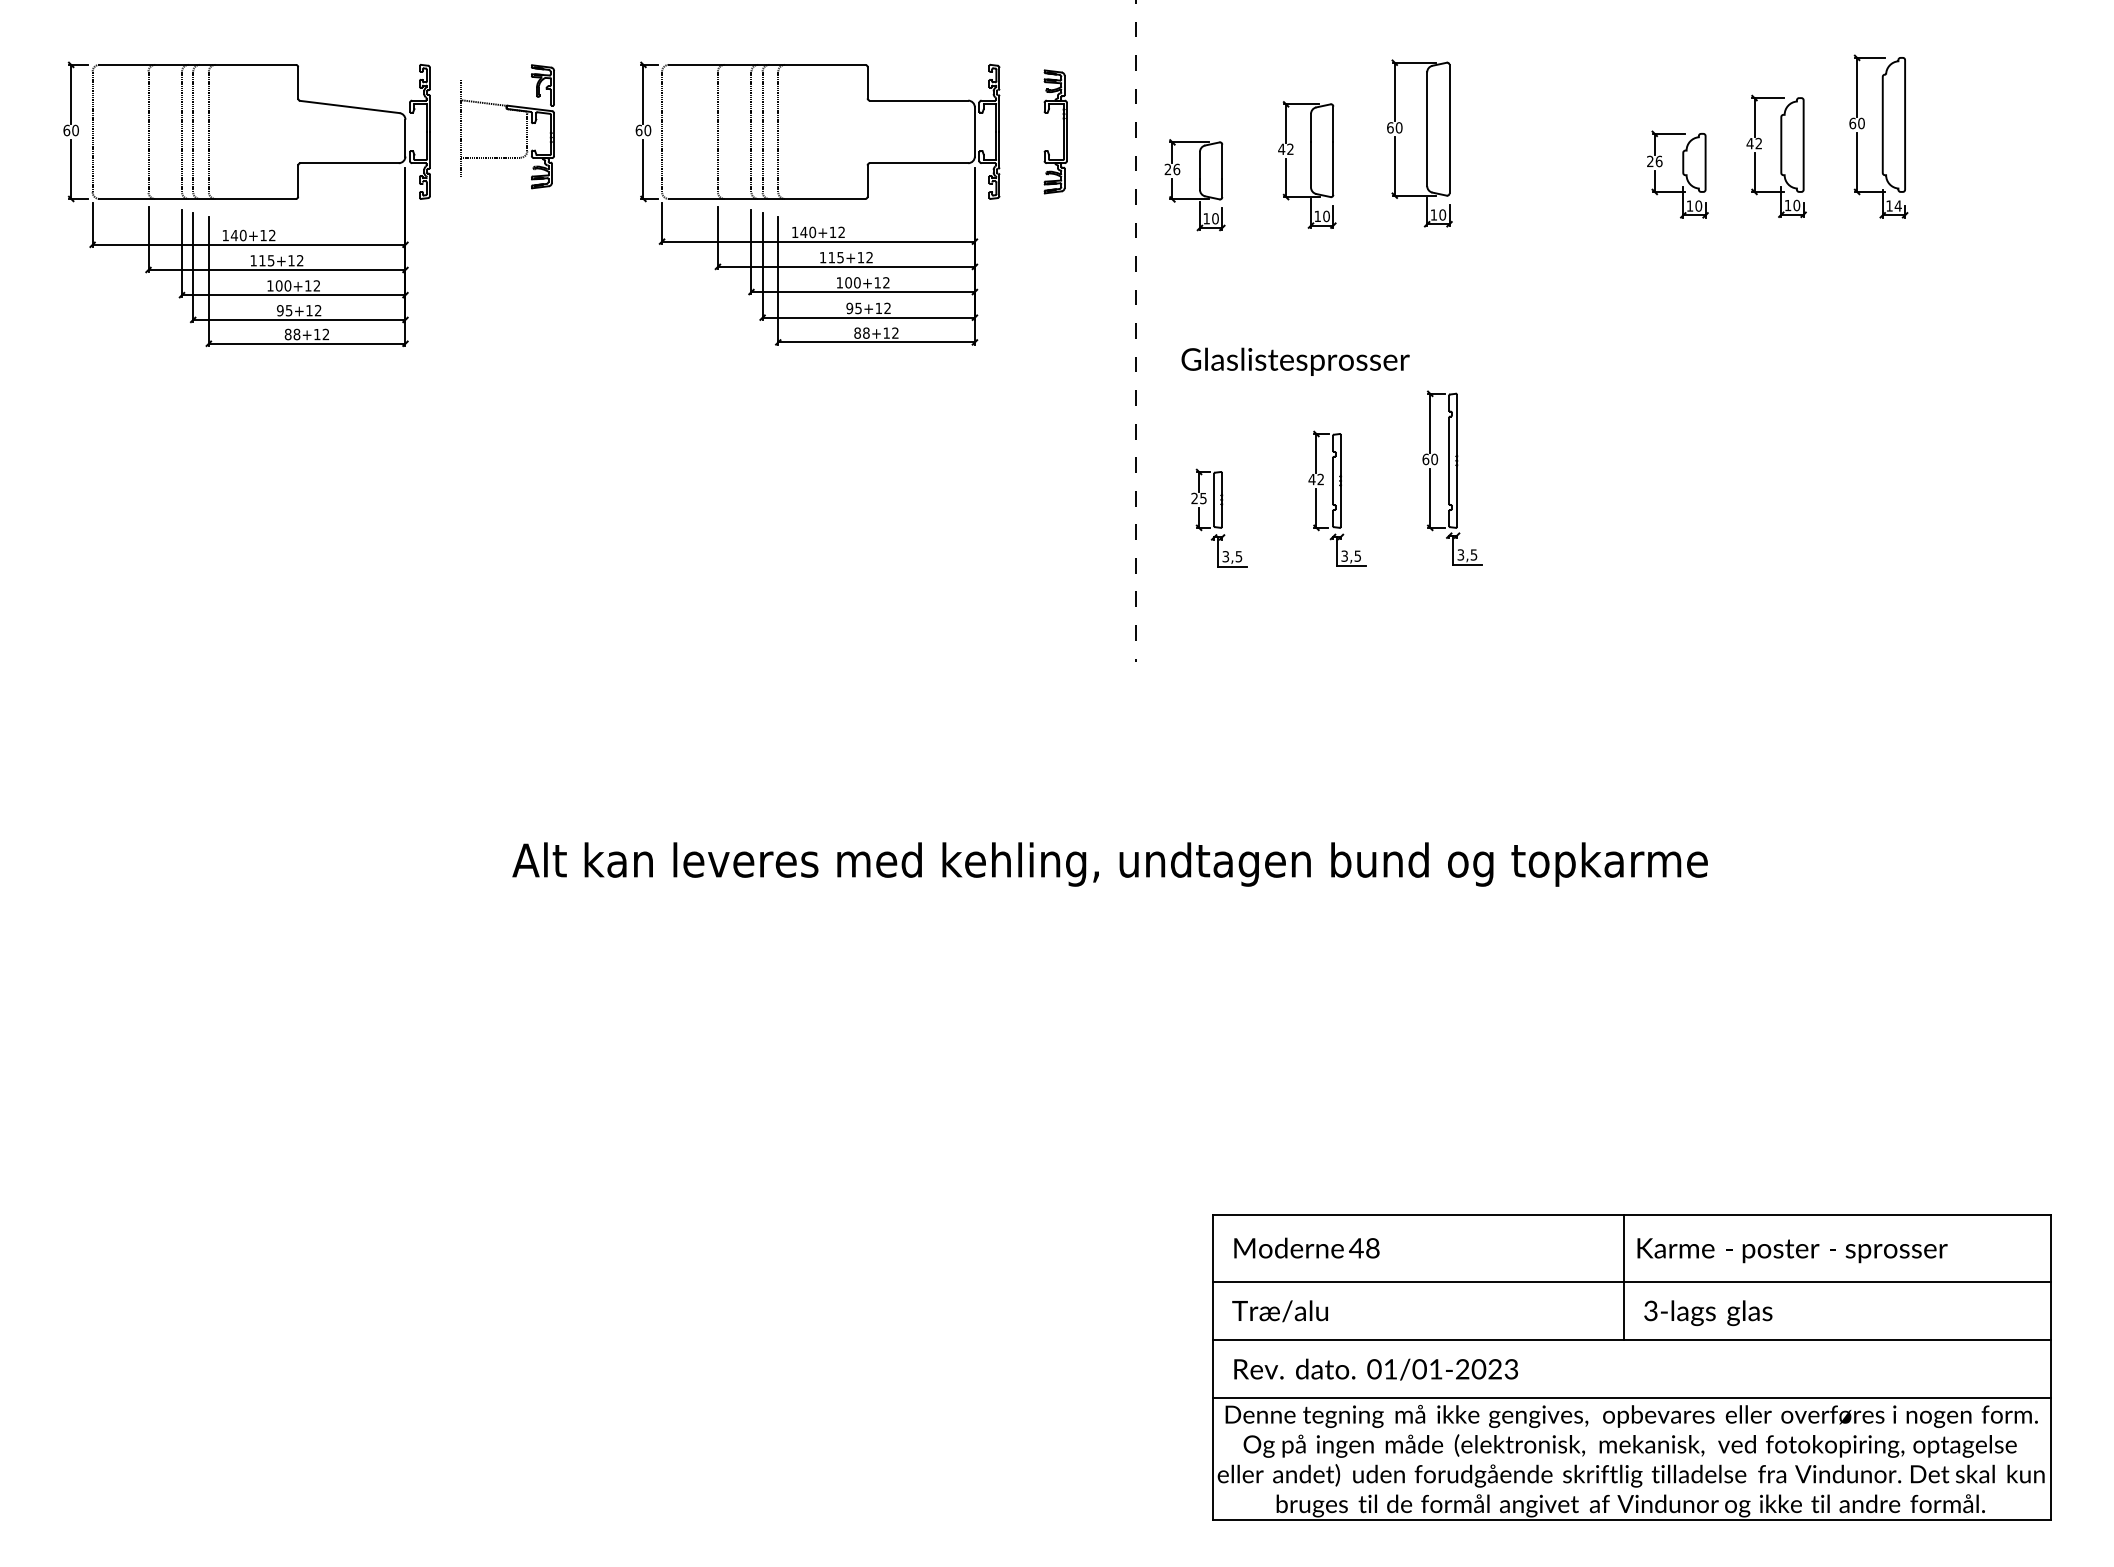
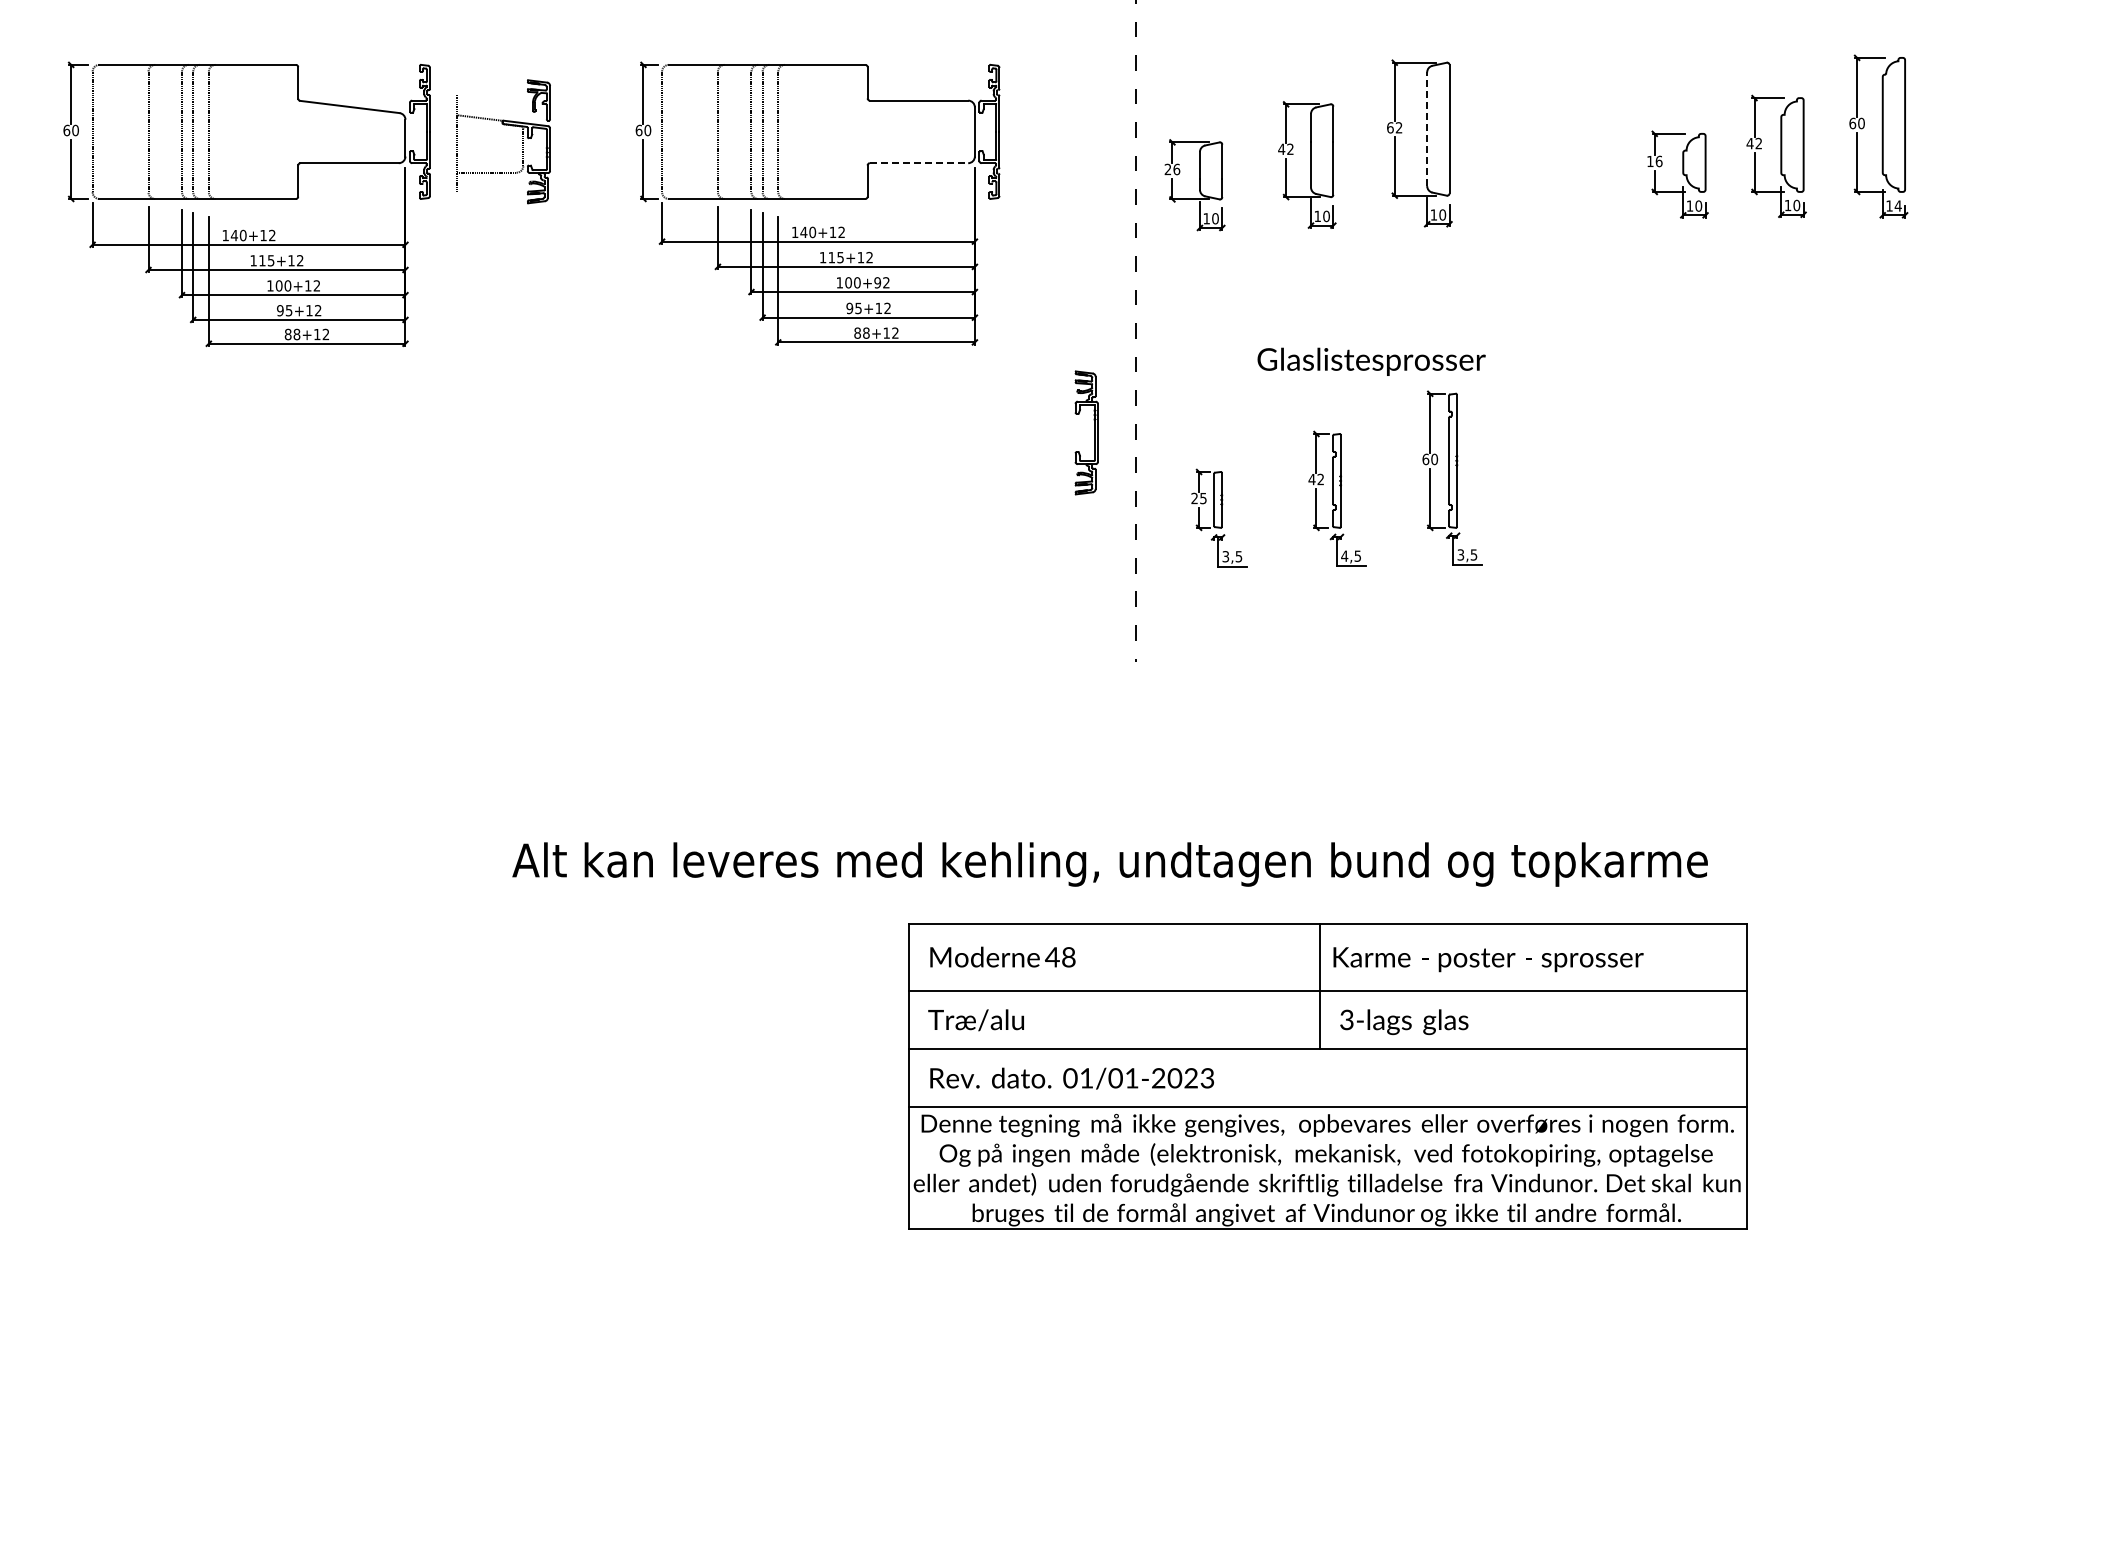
part position: (507, 110) -> (503, 125) (503, 125)
text: 60 -> 62 (1398, 127)
line: solid -> dashed (1427, 129)
part position: (1063, 131) -> (1094, 432) (1094, 432)
text: 26 -> 16 (1650, 160)
line: solid -> dashed (919, 163)
text: 100+12 -> 100+92 (877, 282)
text position: (1295, 361) -> (1371, 361) (1371, 361)
text: 3,5 -> 4,5 (1344, 555)
part position: (1631, 1367) -> (1327, 1076) (1327, 1076)
